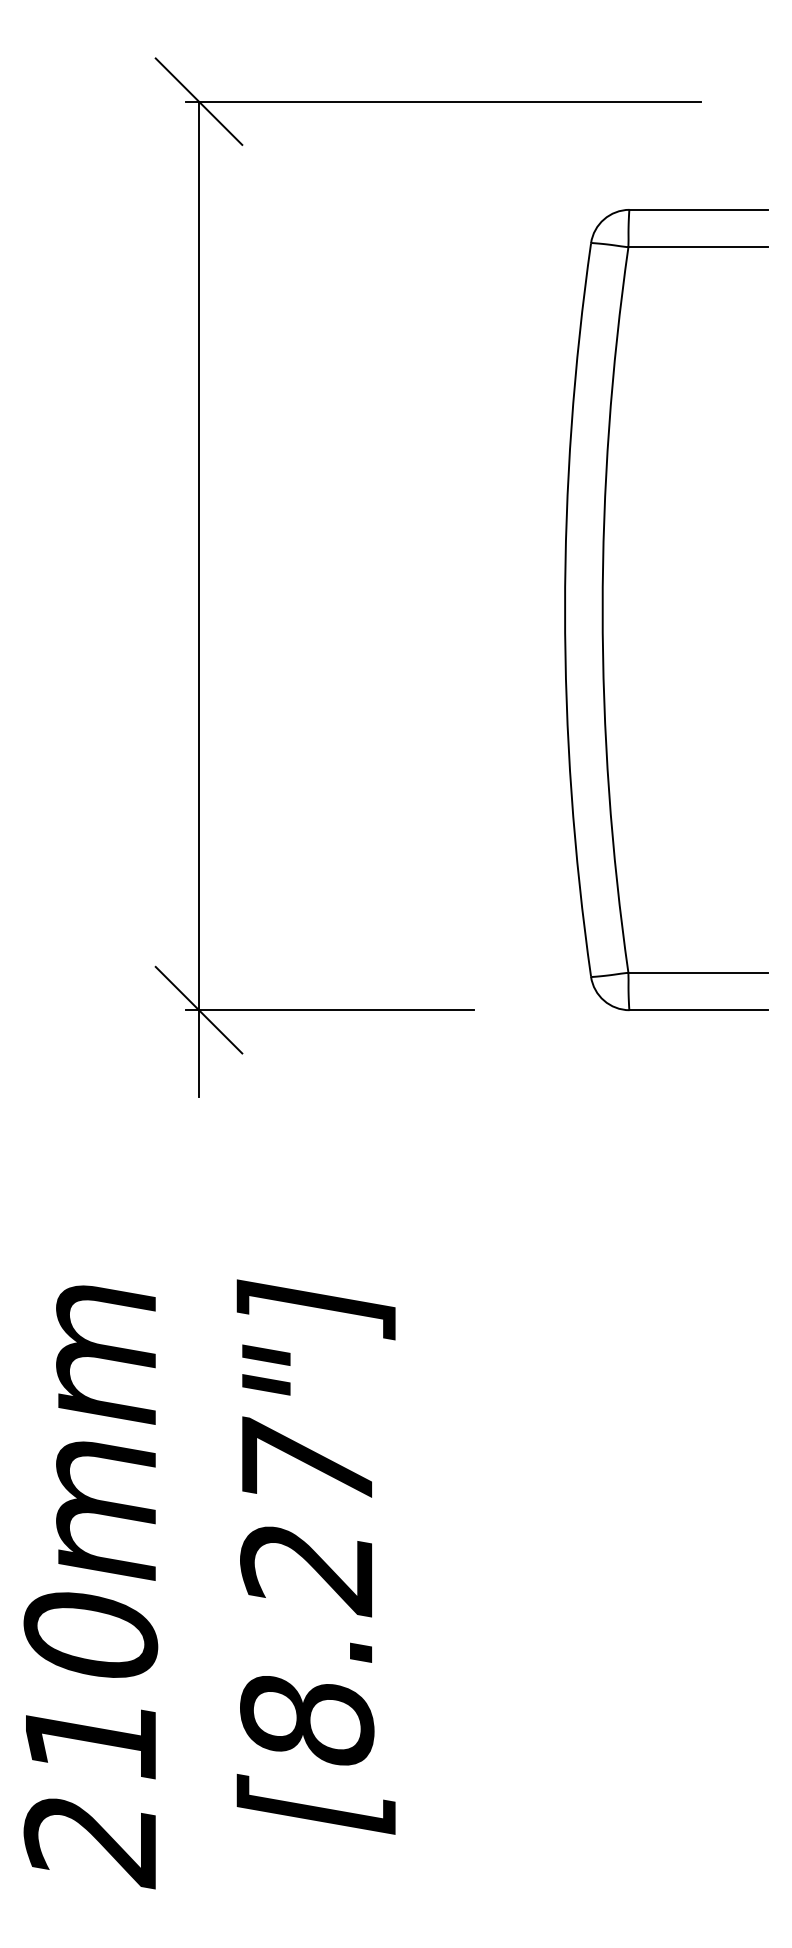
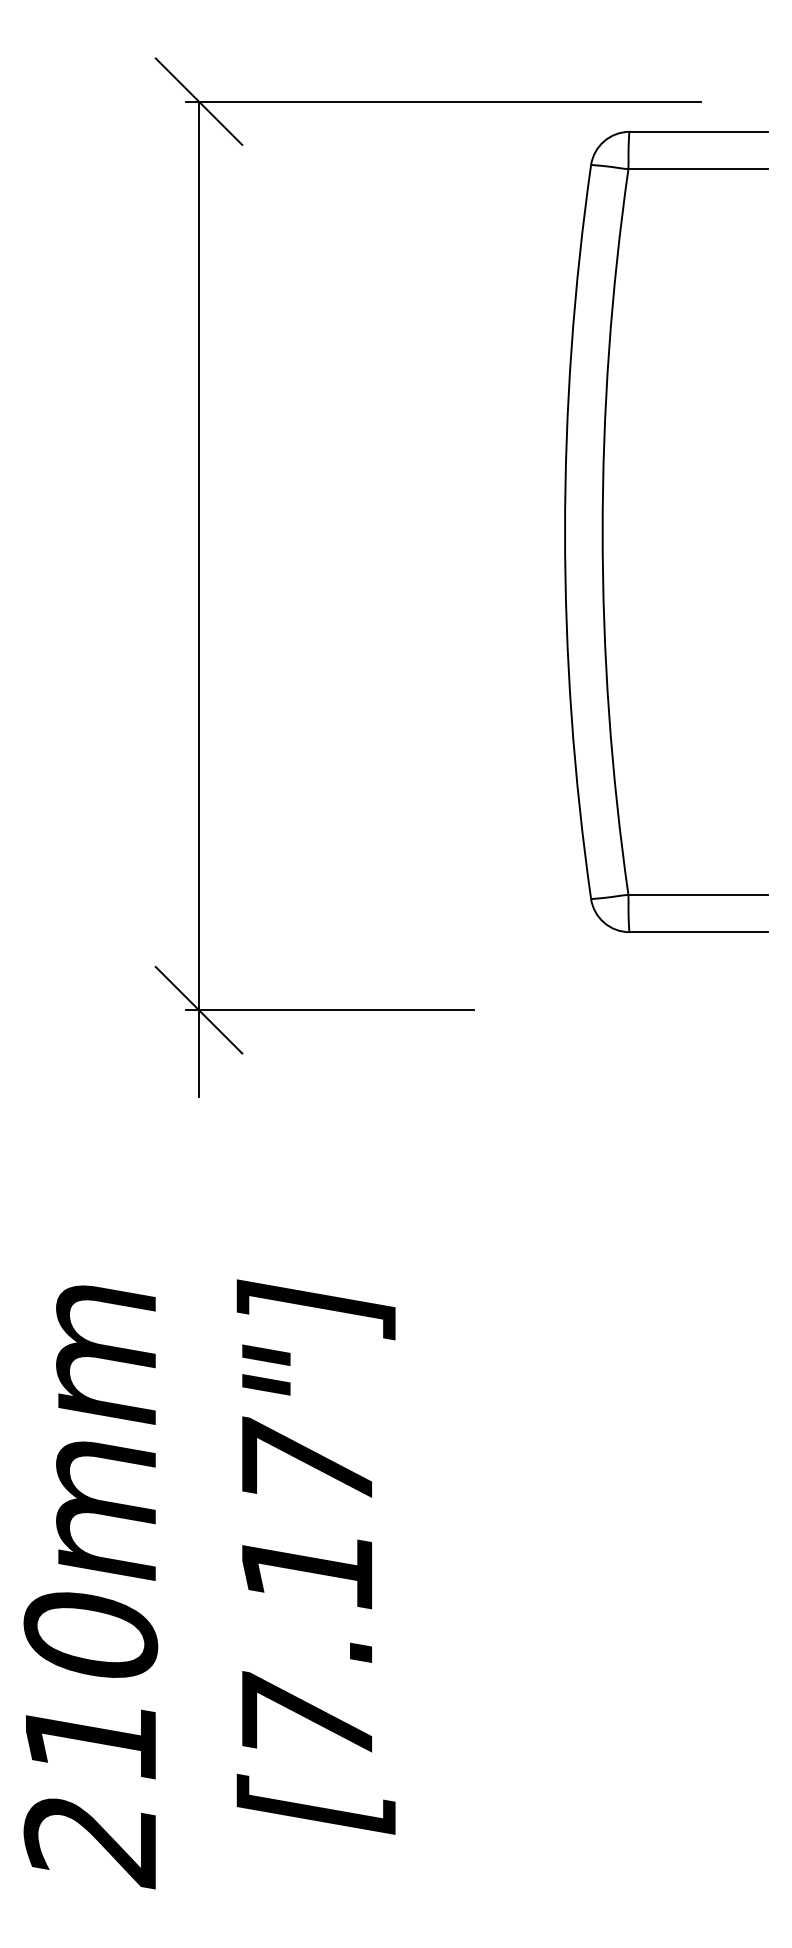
part position: (603, 610) -> (603, 532) (603, 532)
text: [8.27"] -> [7.17"] (307, 1645)
